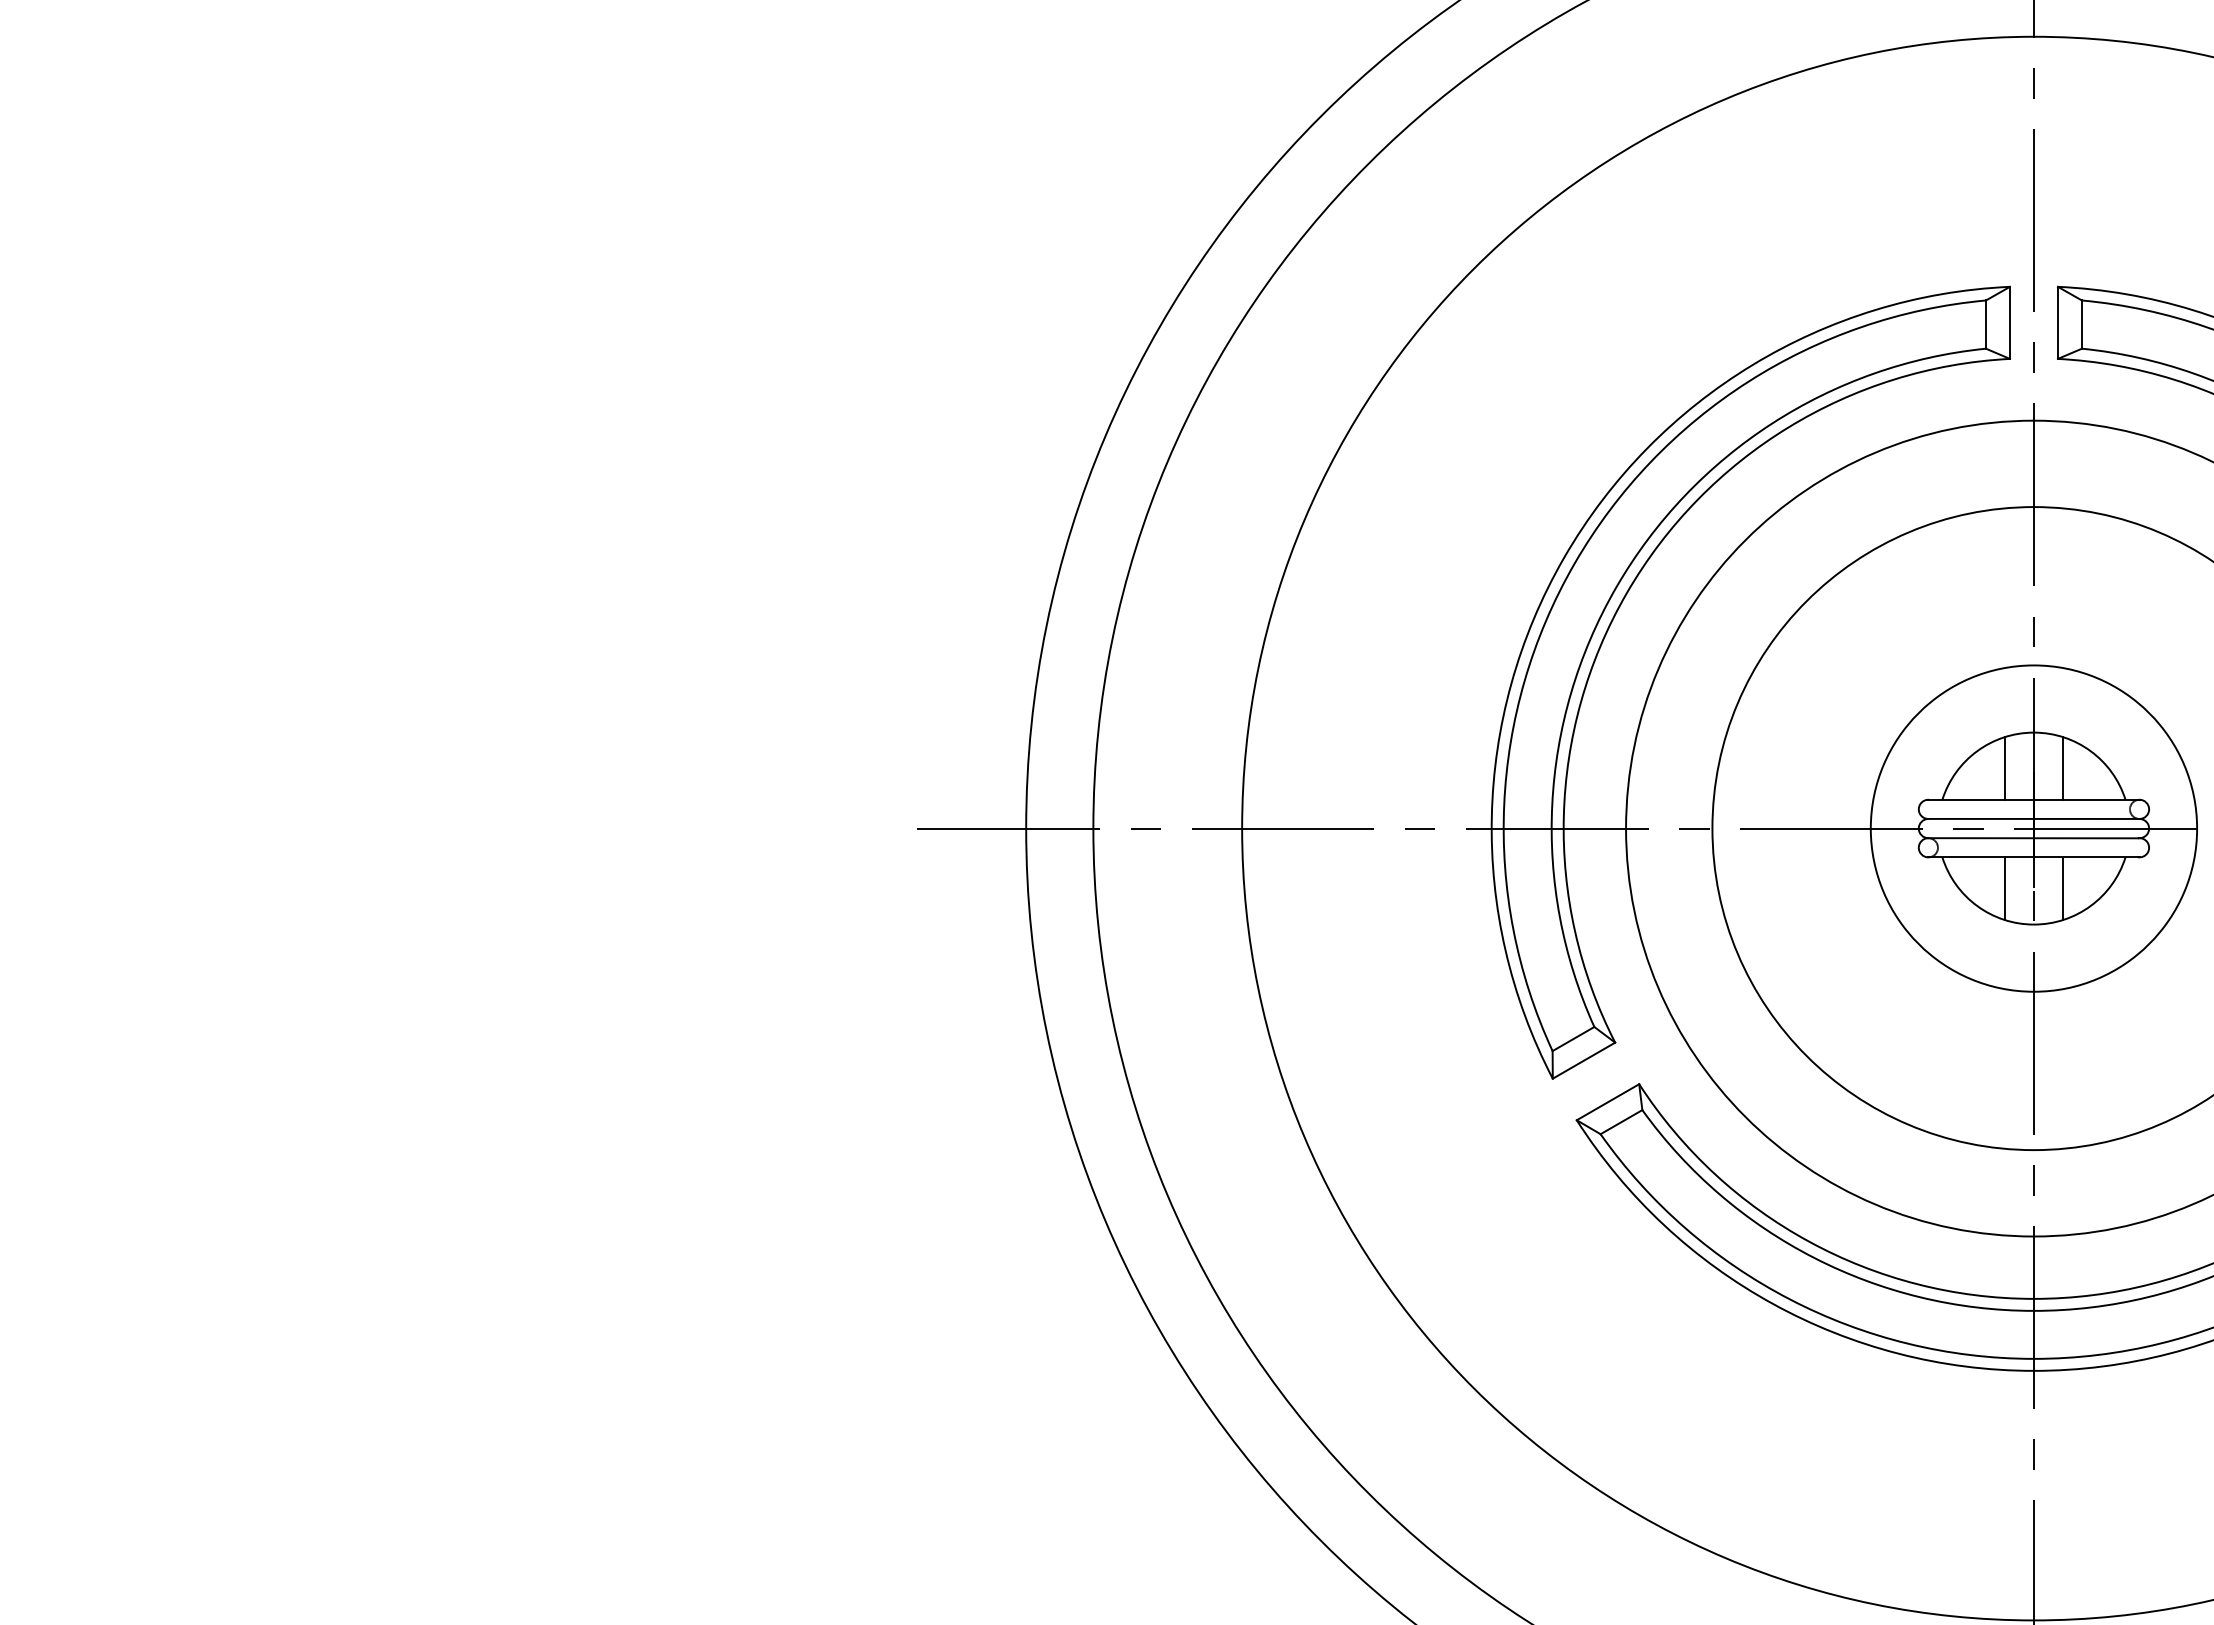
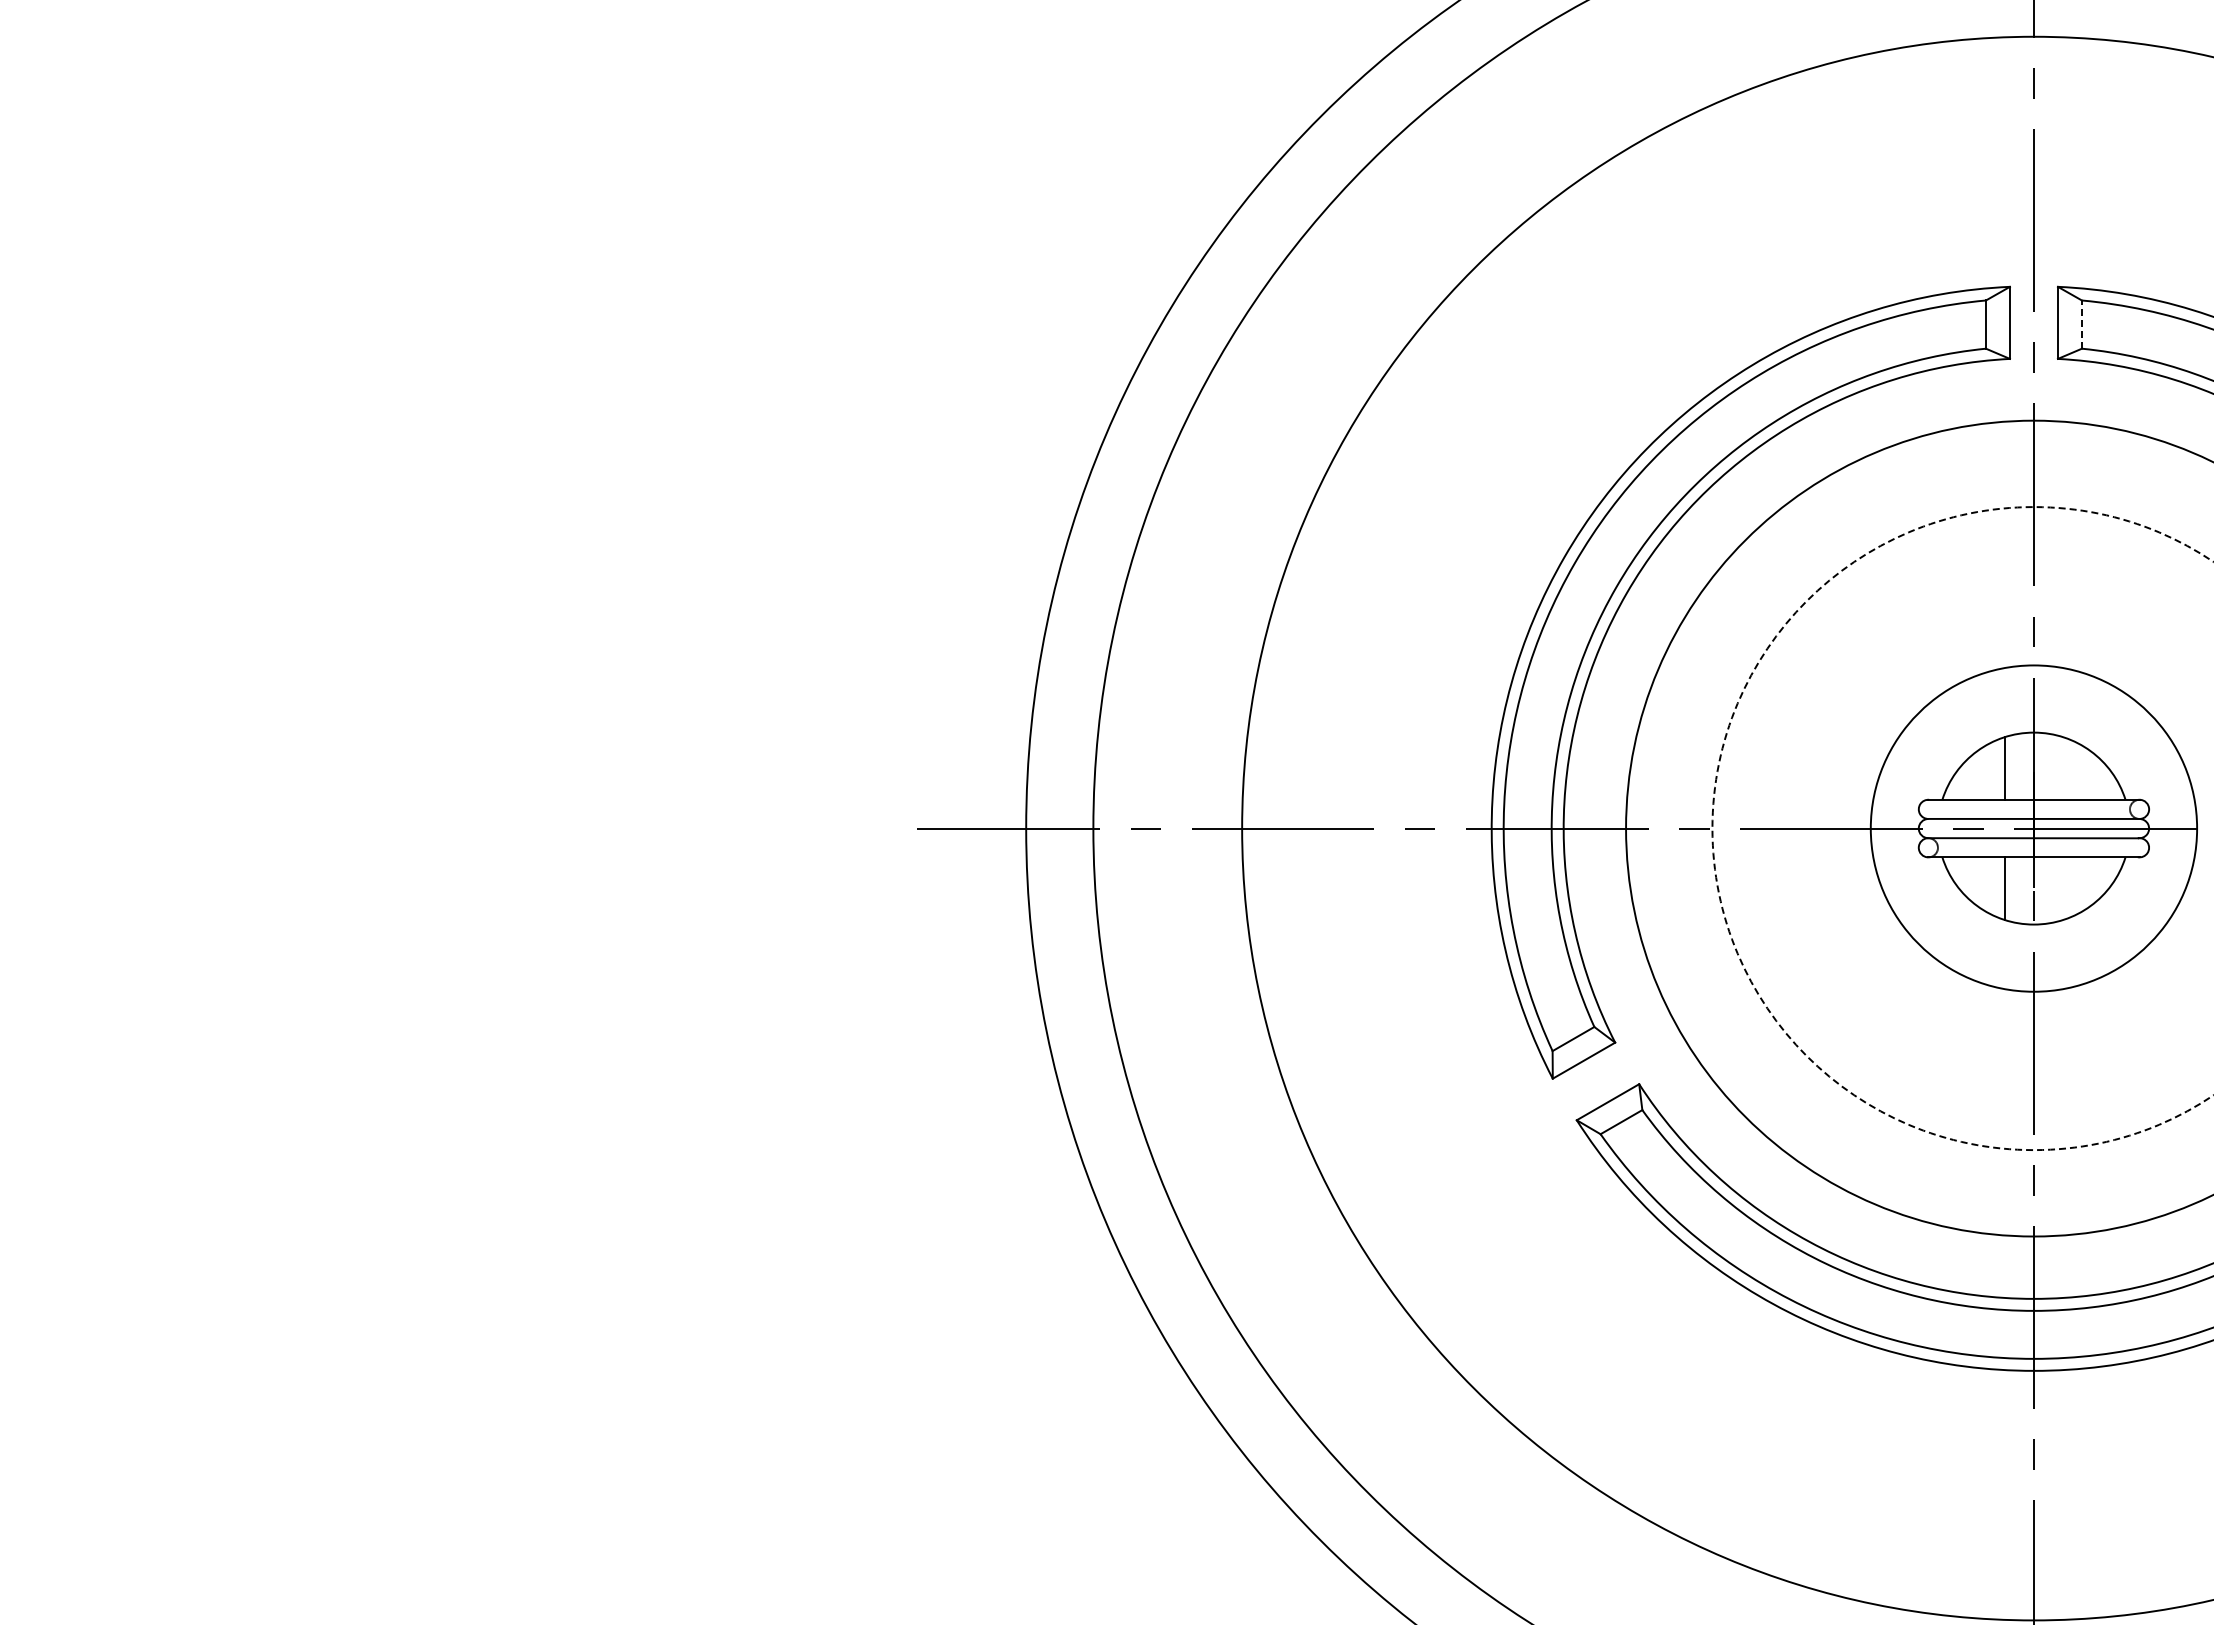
line: solid -> dashed (2081, 324)
line: present -> none (2062, 768)
circle: solid -> dashed (1962, 828)
line: present -> none (2062, 888)
